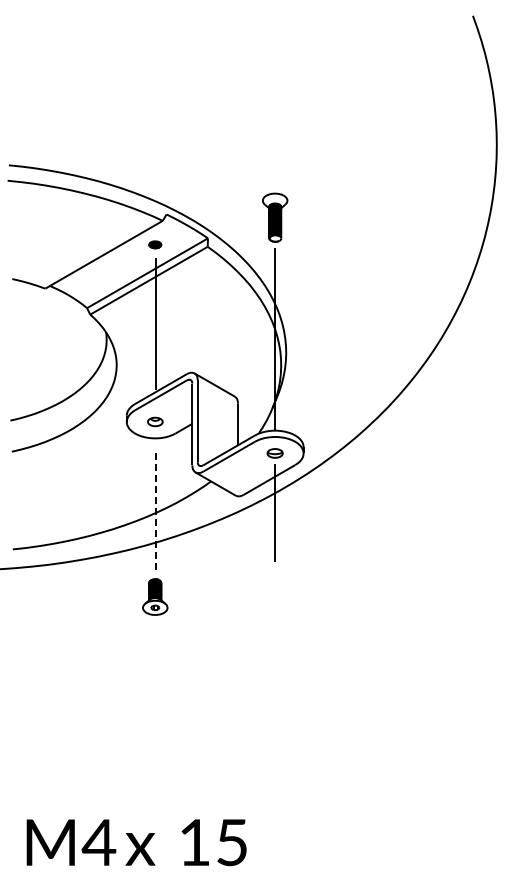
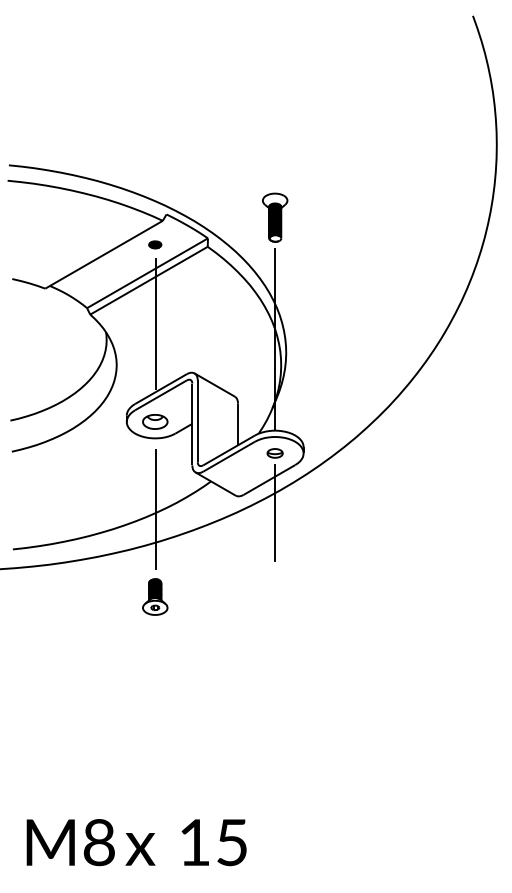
part size: 17x12 px -> 27x16 px (155, 421)
line: dashed -> solid (155, 509)
text: M4 -> M8 (98, 842)
